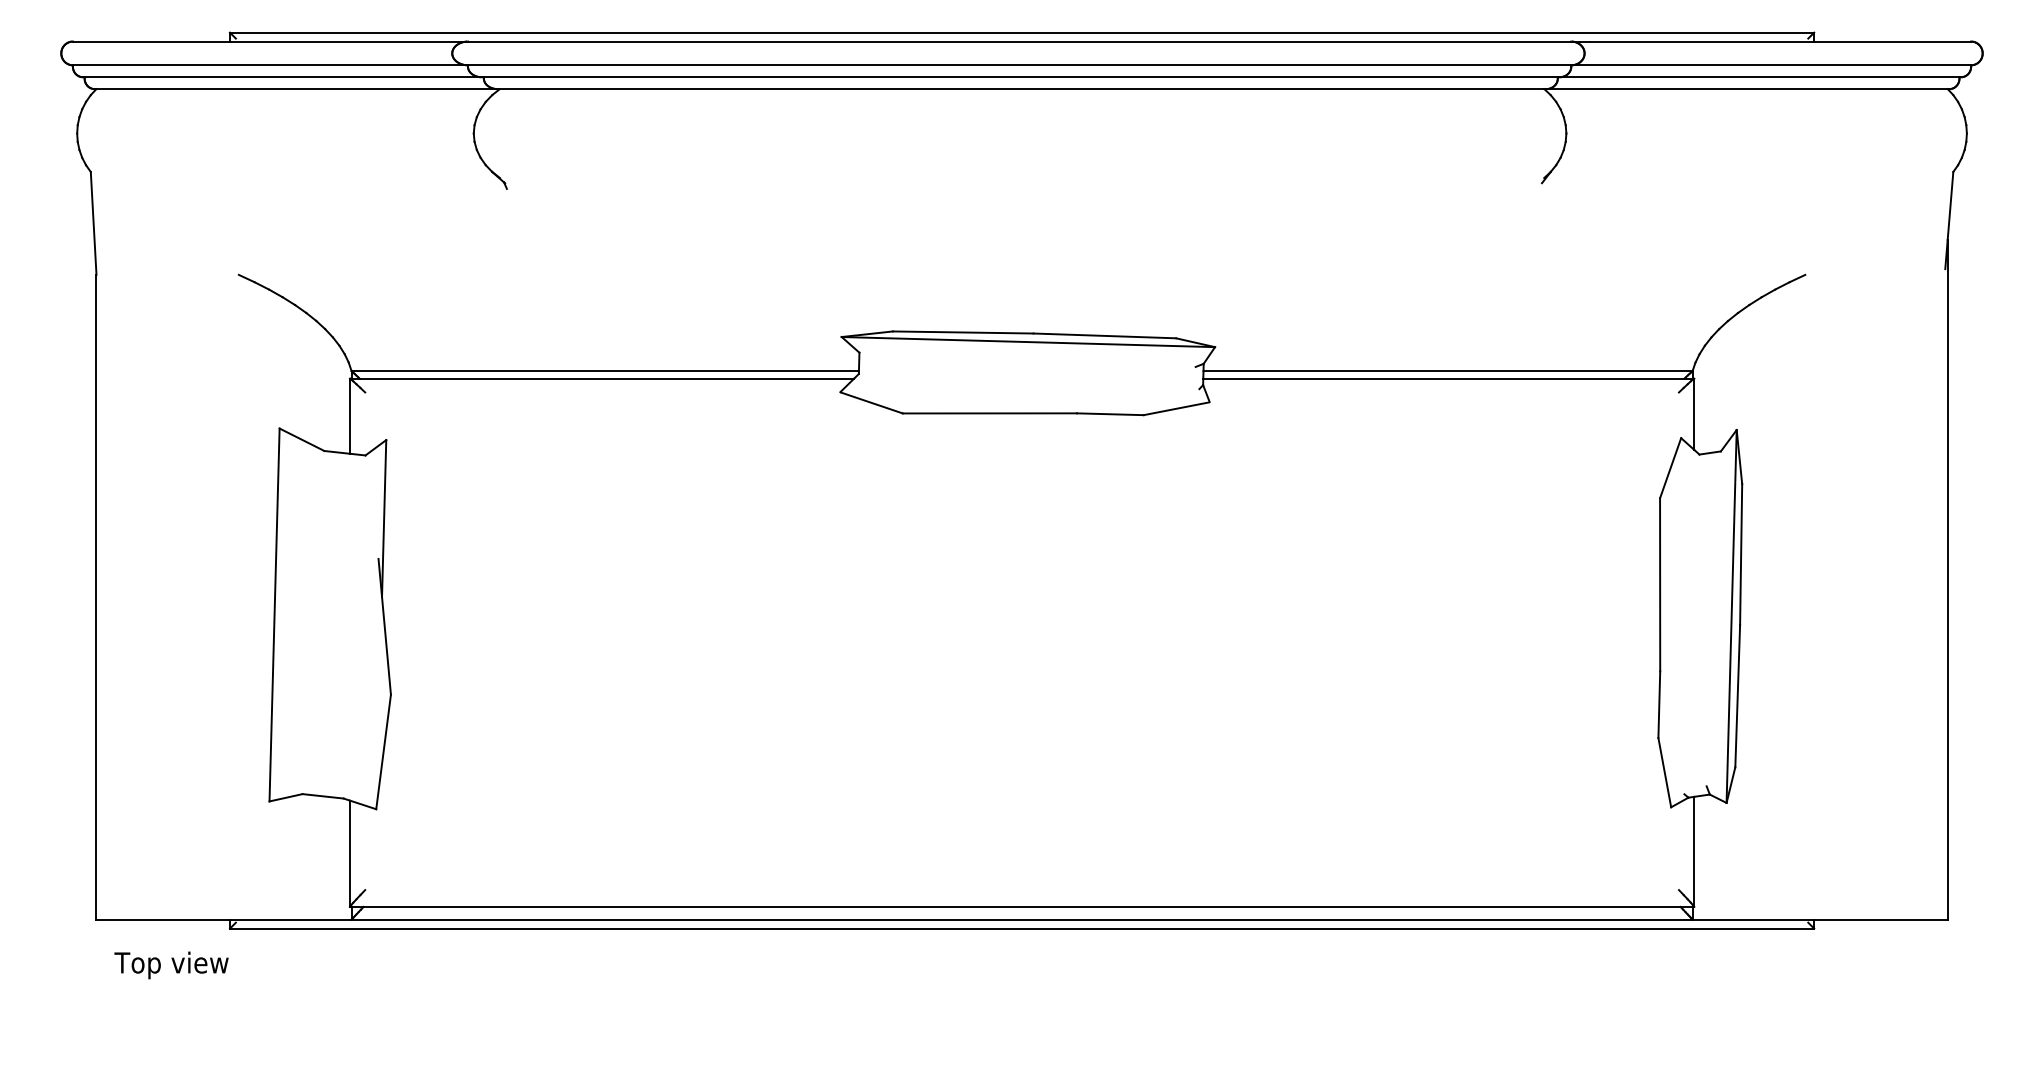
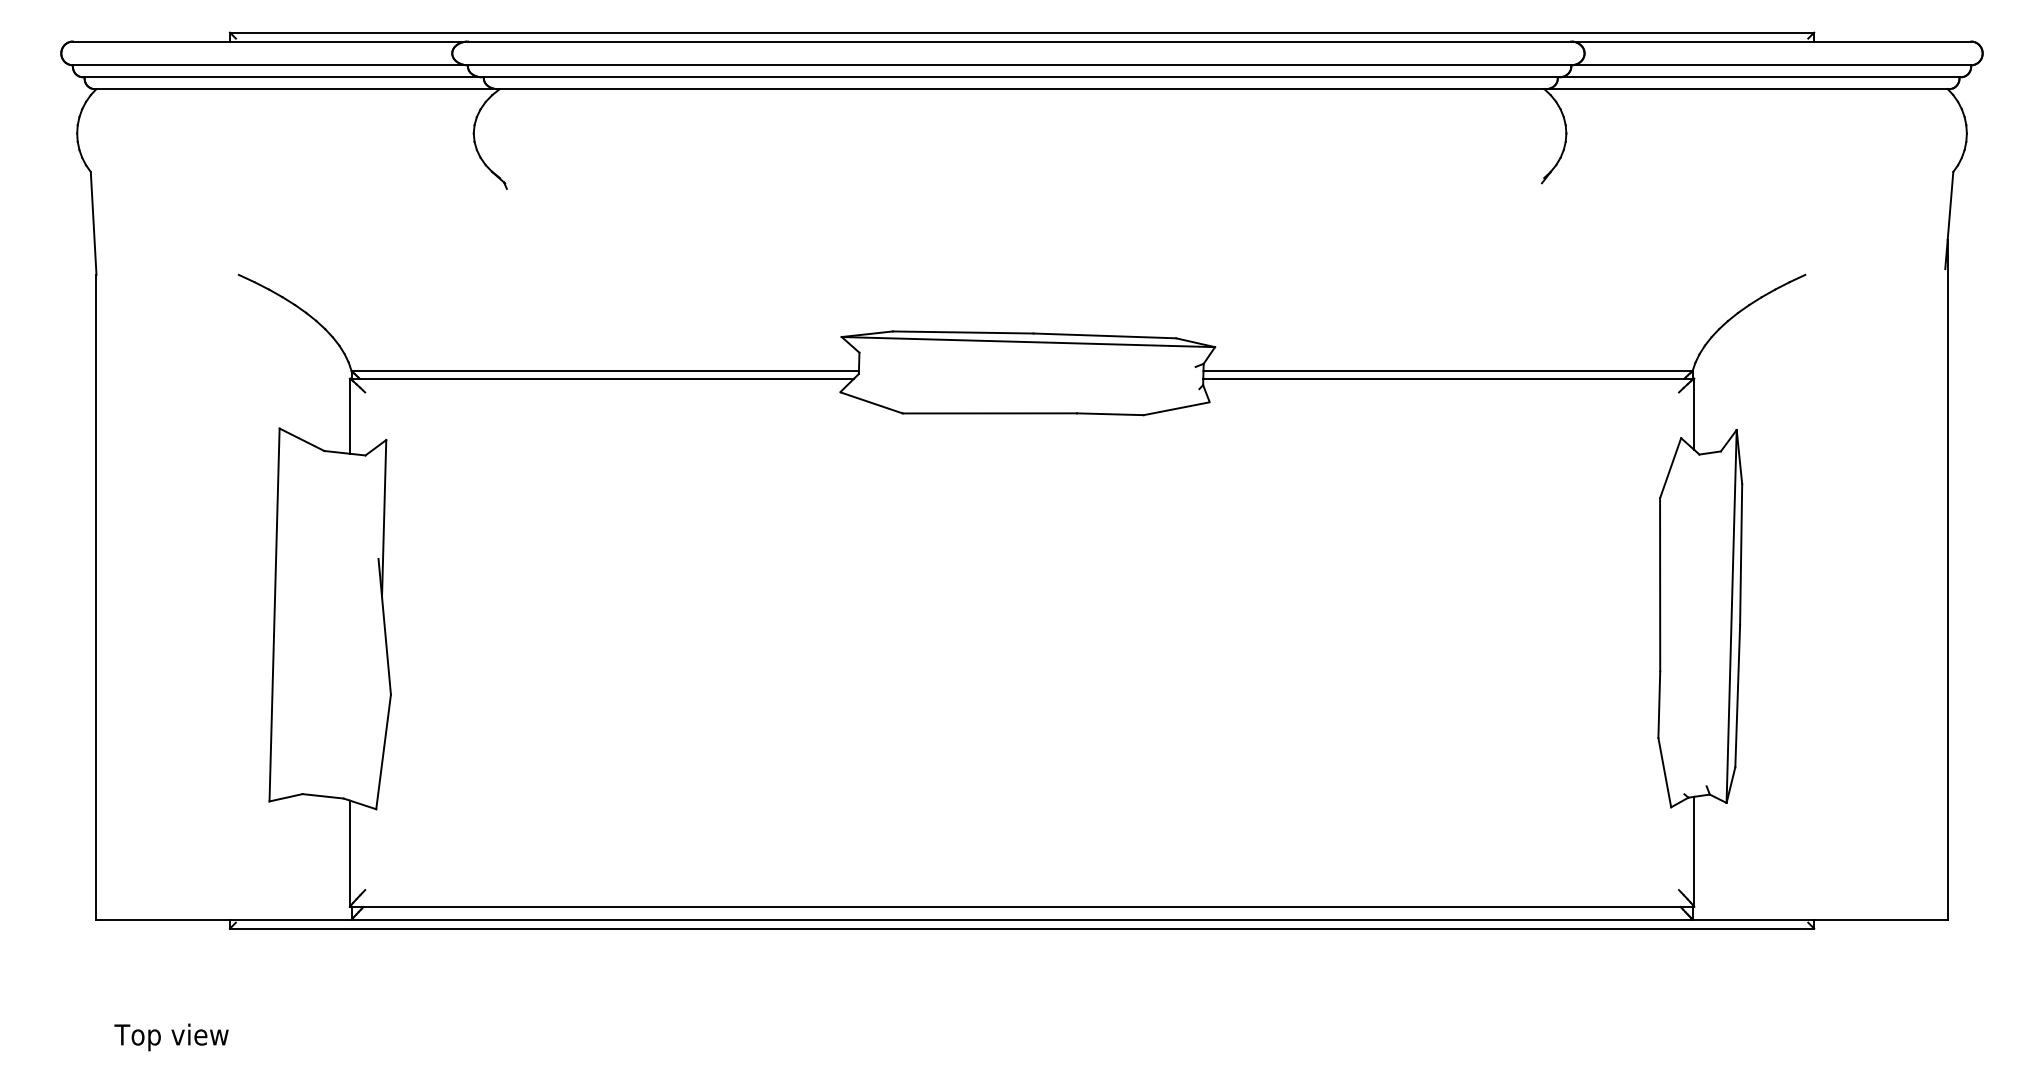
text position: (171, 965) -> (171, 1037) (171, 1037)
